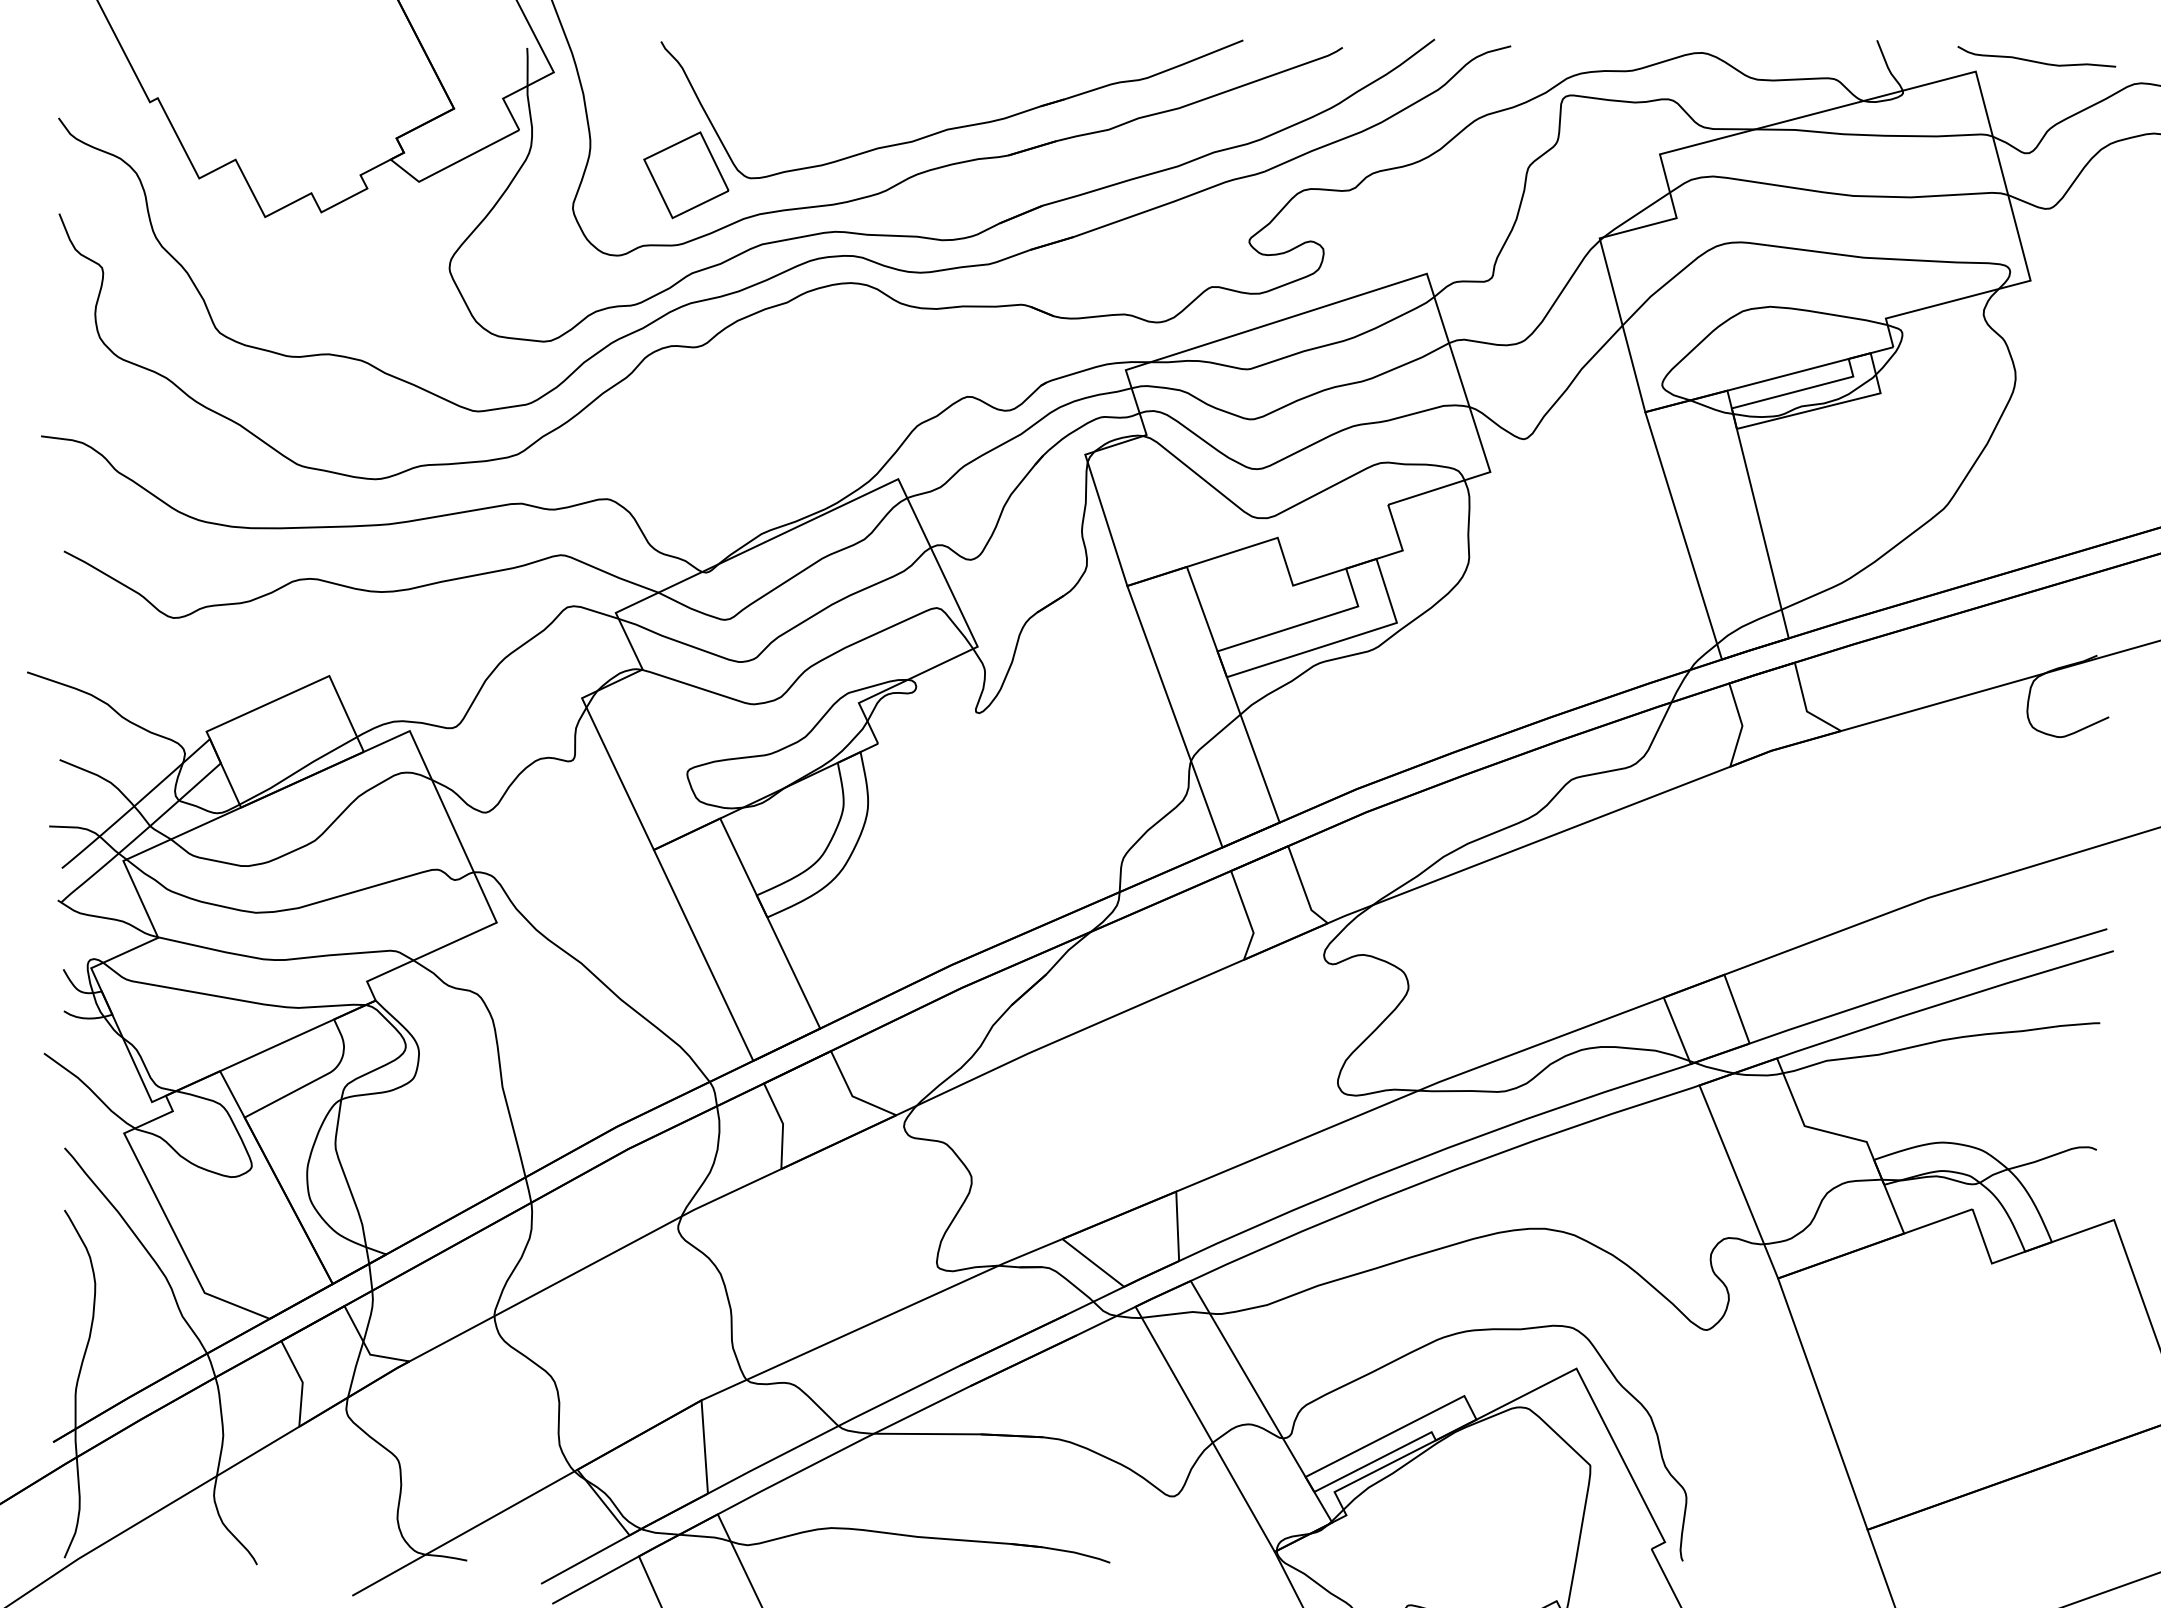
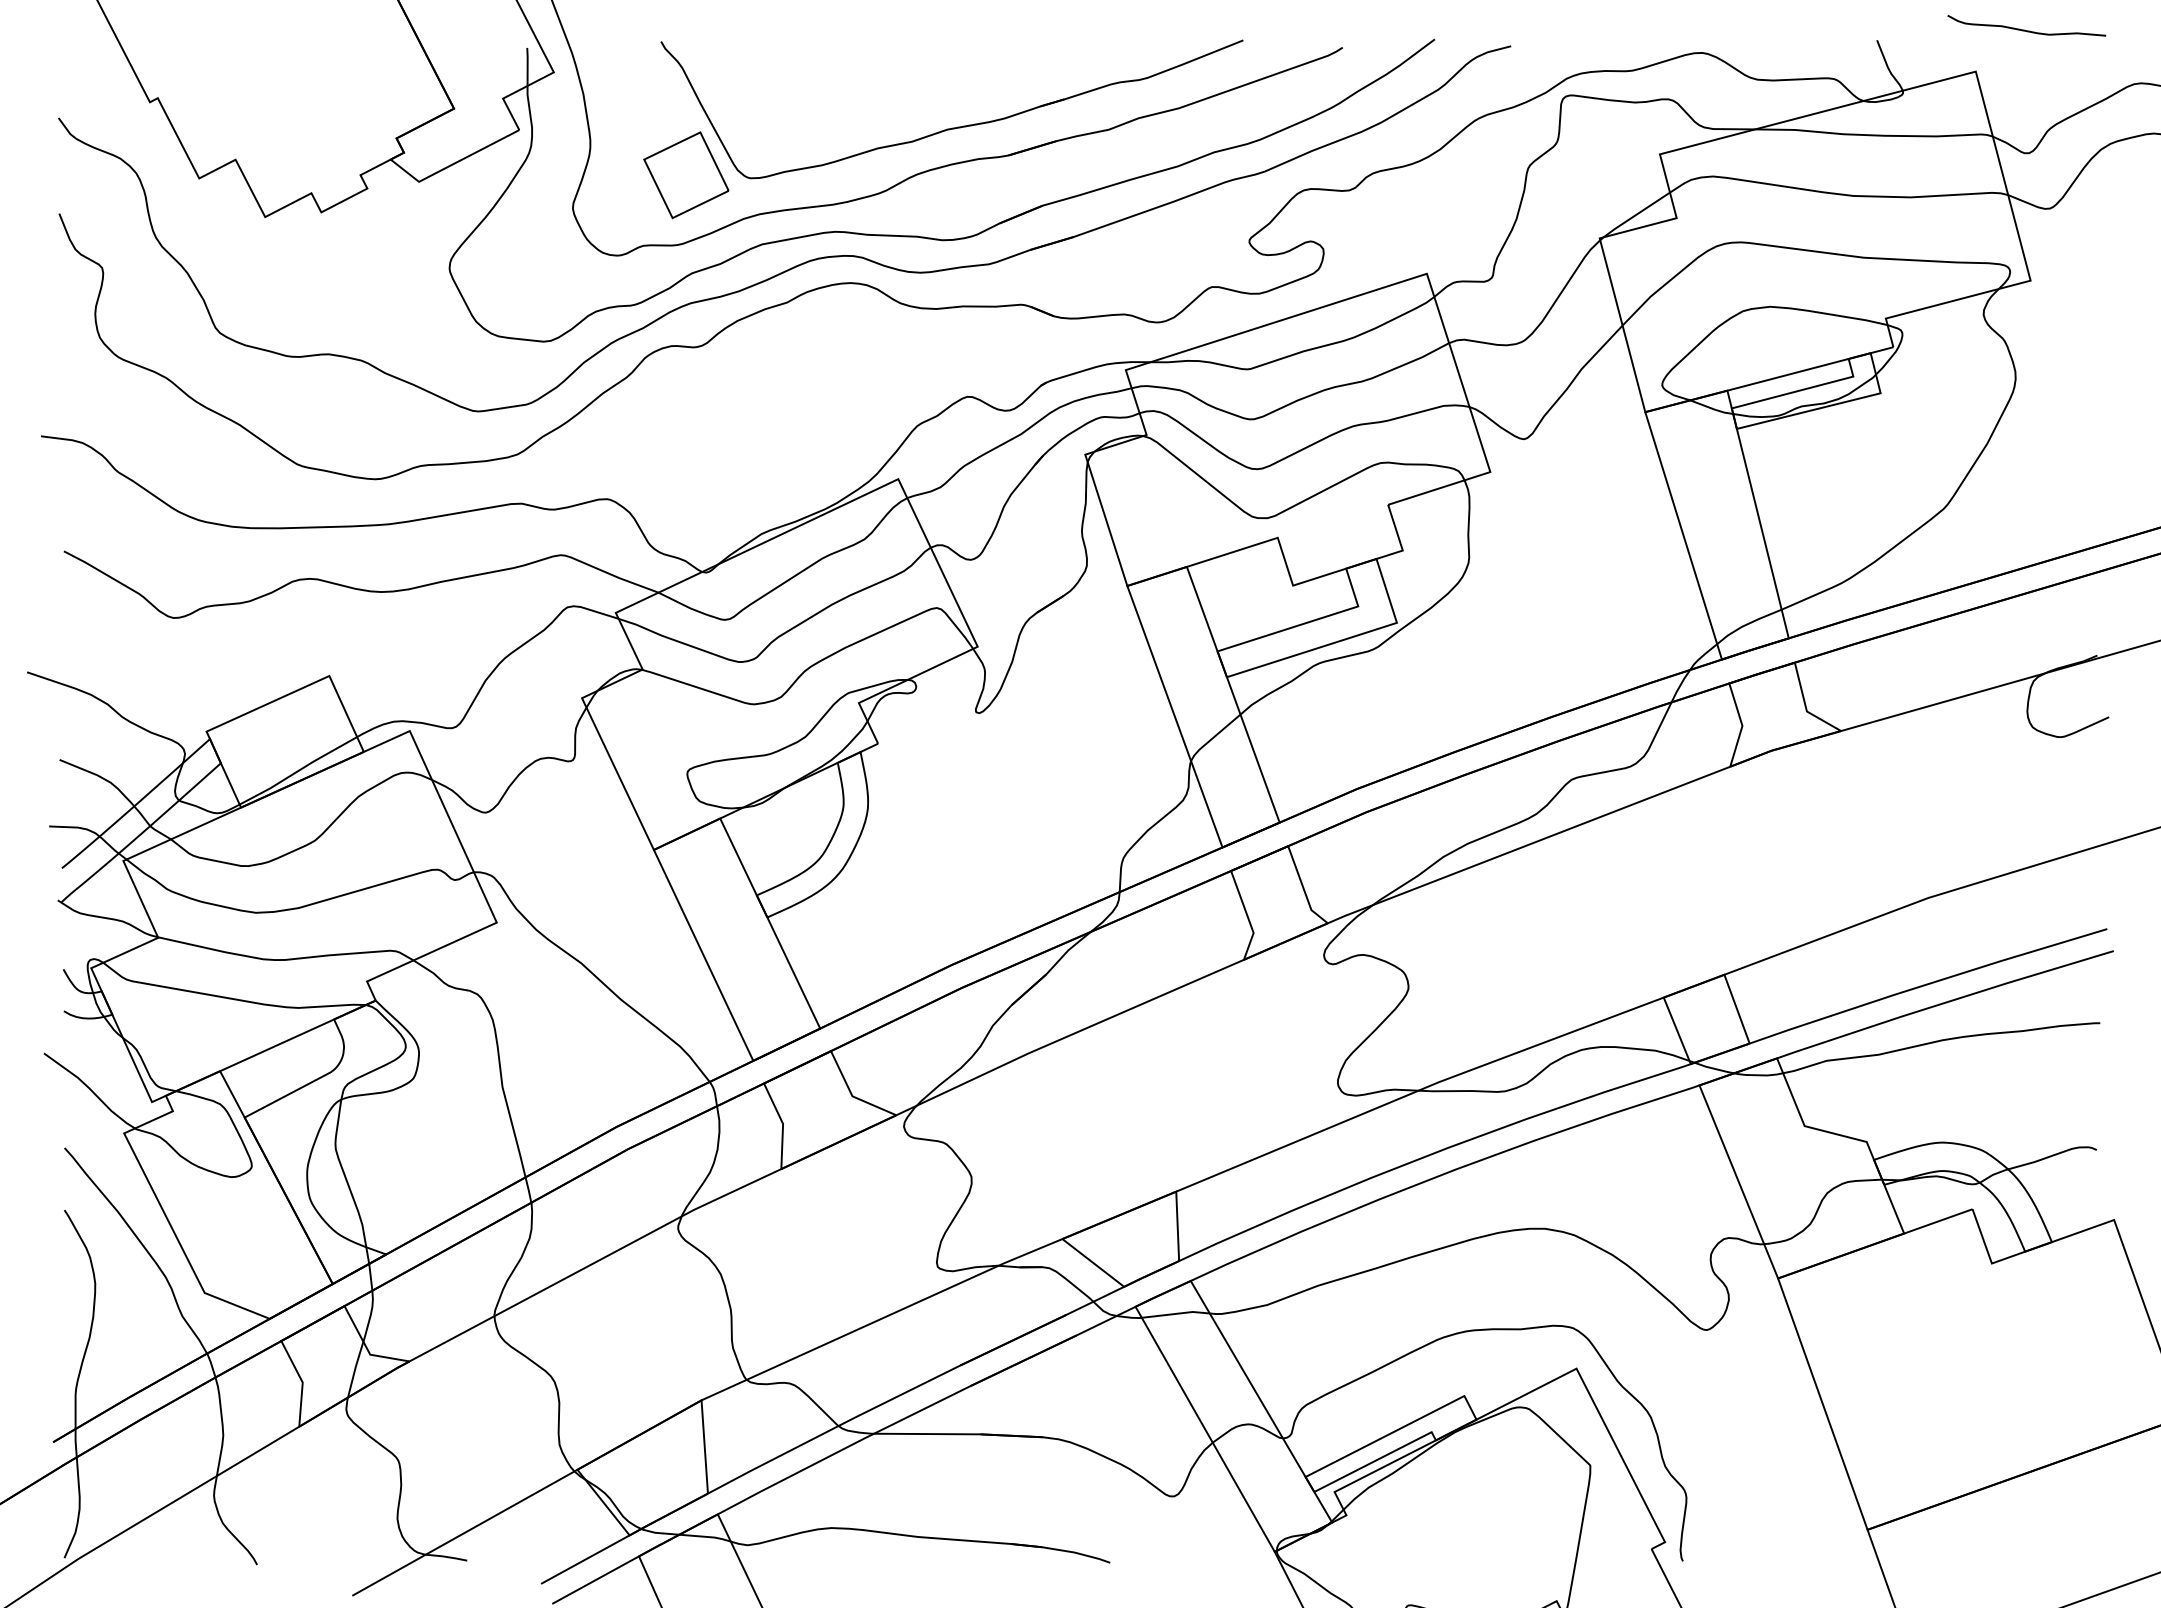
curve position: (2034, 60) -> (2024, 29) (2024, 29)
